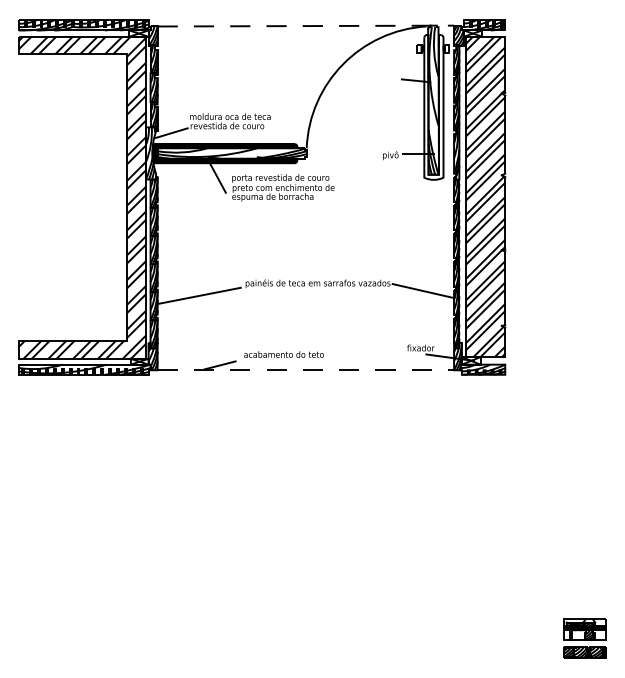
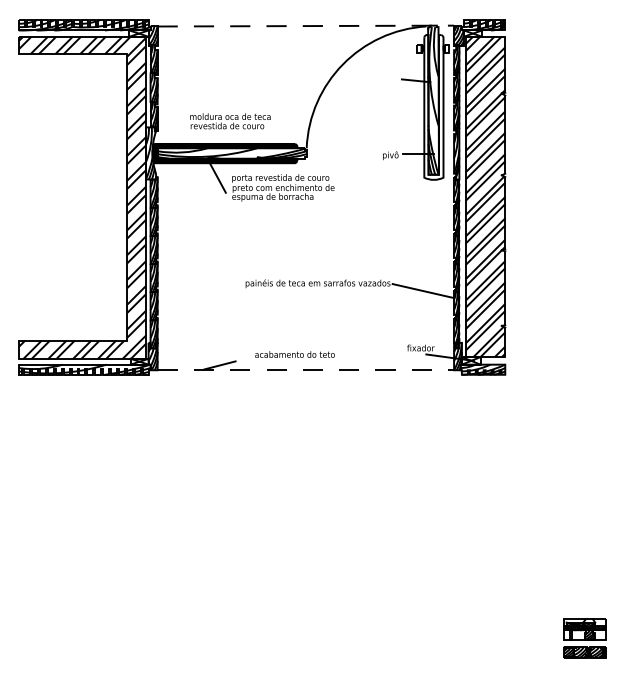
line: present -> none (171, 132)
line: present -> none (198, 295)
text position: (283, 354) -> (294, 354) (294, 354)
